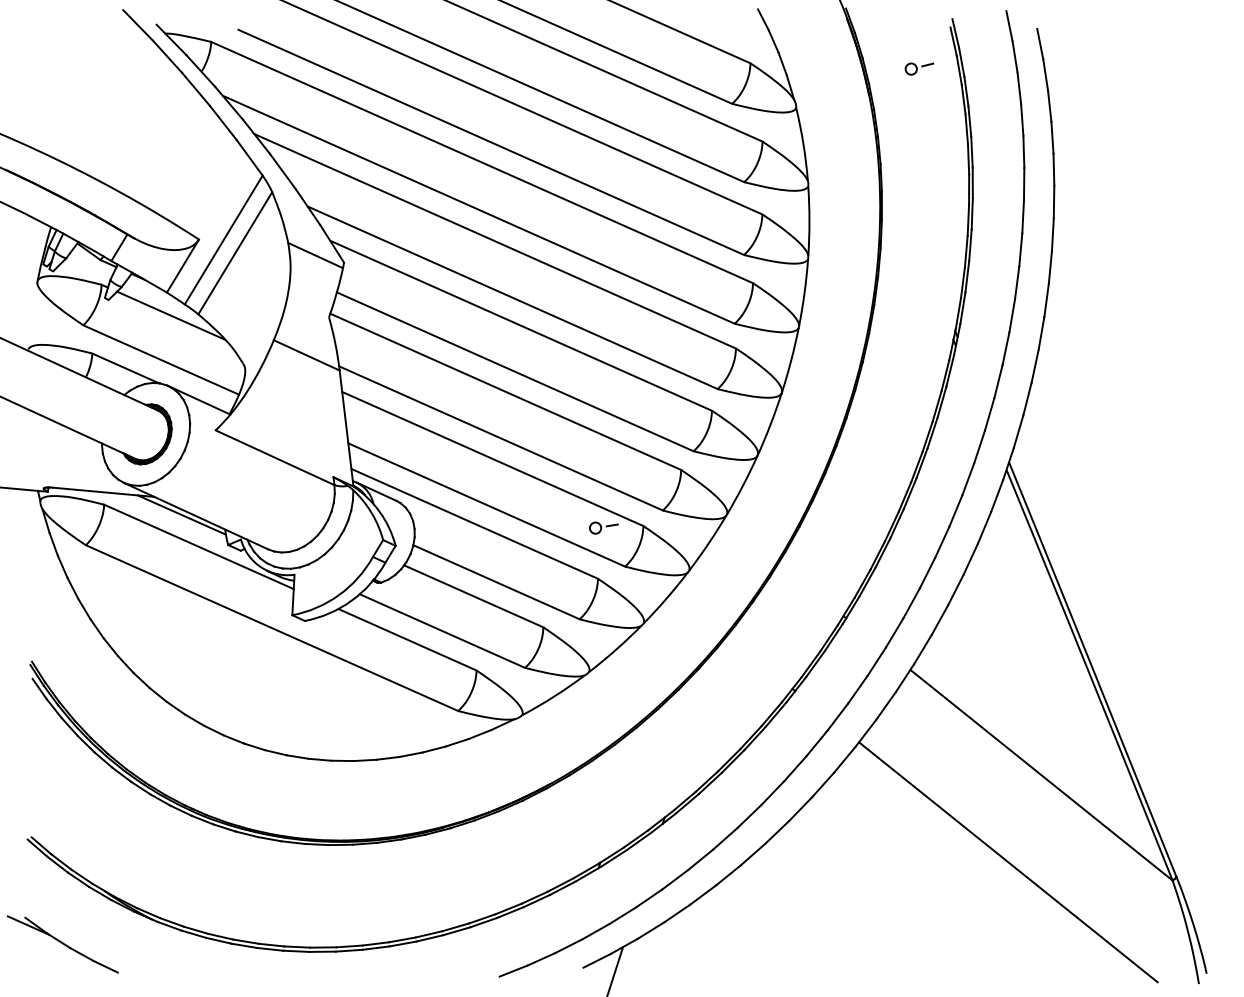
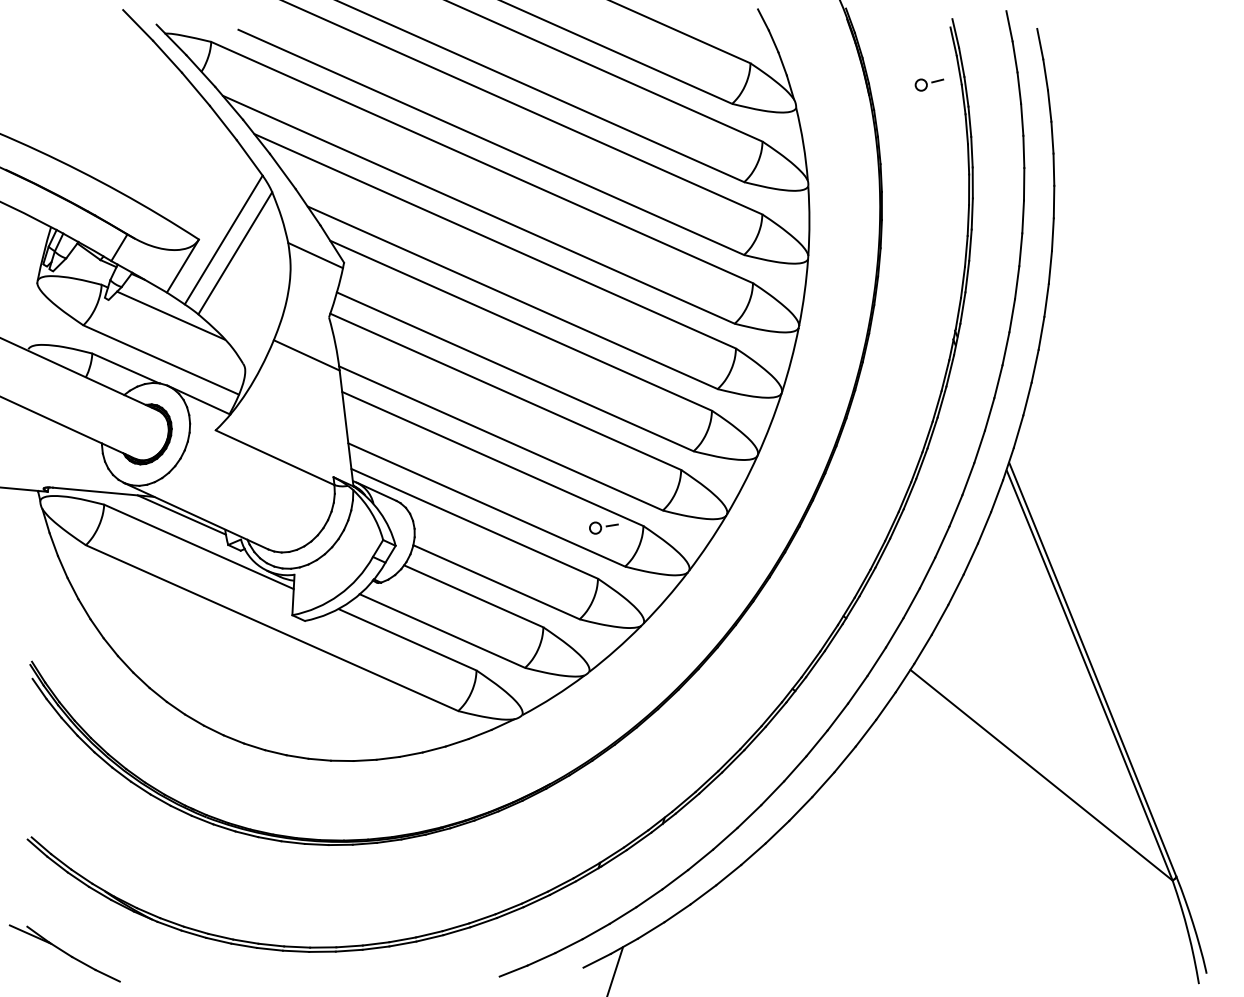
part position: (919, 68) -> (929, 84) (929, 84)
line: present -> none (1008, 862)
part position: (62, 944) -> (64, 953) (64, 953)
